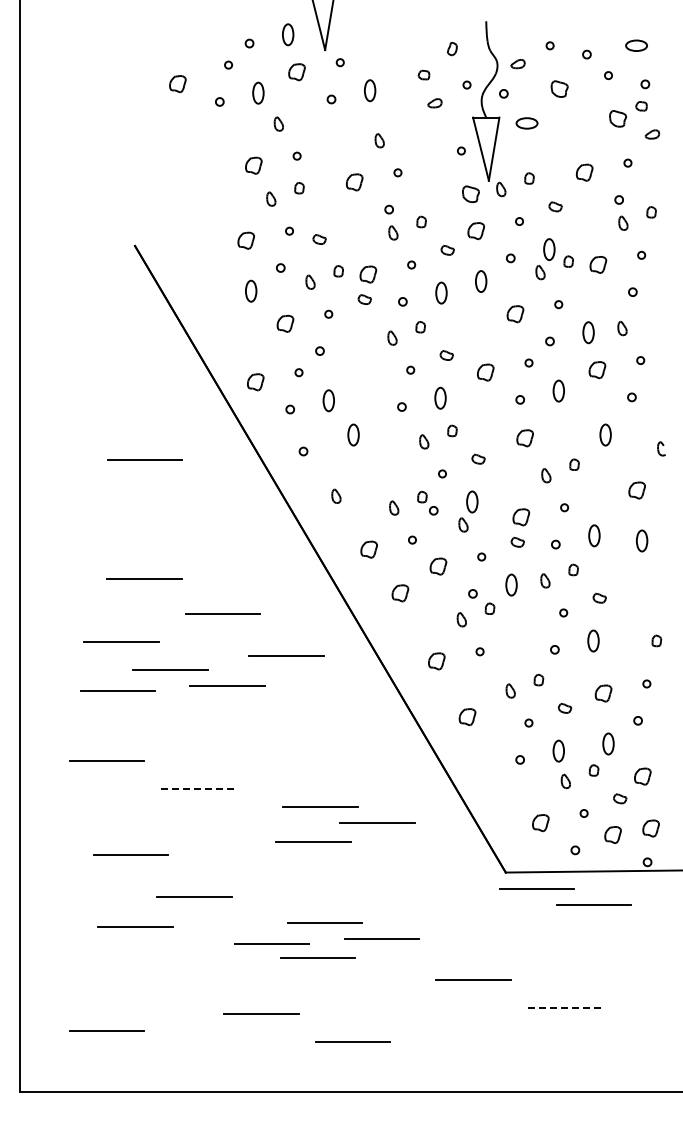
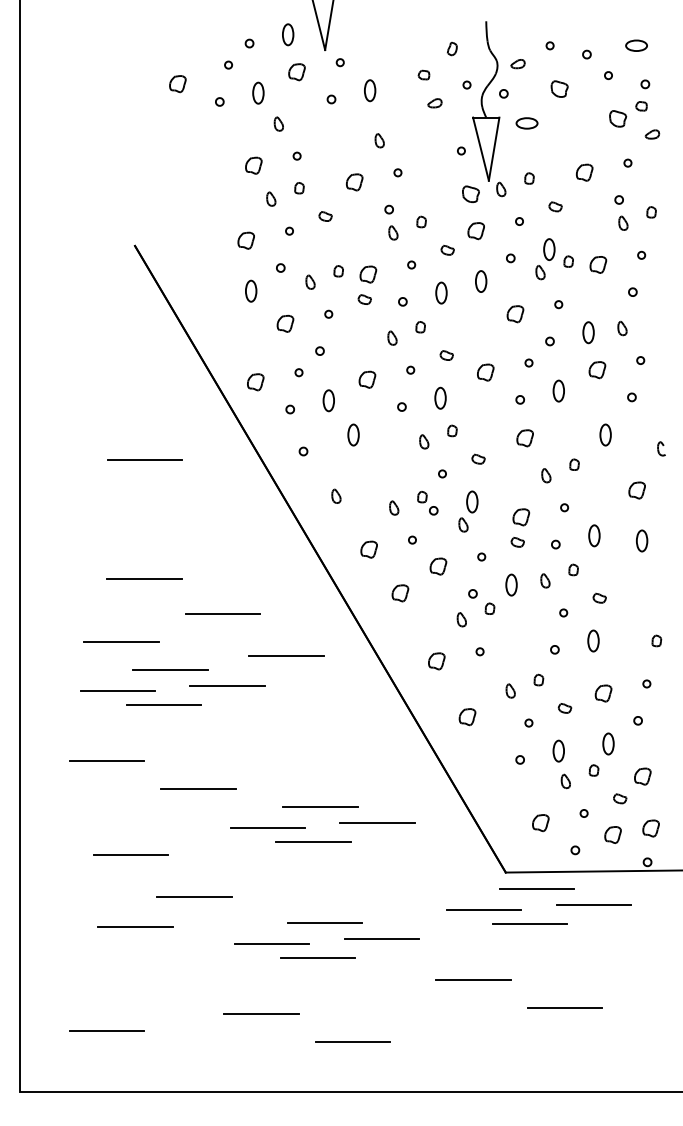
part position: (319, 239) -> (325, 216) (325, 216)
part: none -> present (367, 379)
line: none -> present (163, 704)
line: dashed -> solid (199, 789)
line: none -> present (267, 828)
line: none -> present (483, 909)
line: none -> present (529, 923)
line: dashed -> solid (565, 1008)
